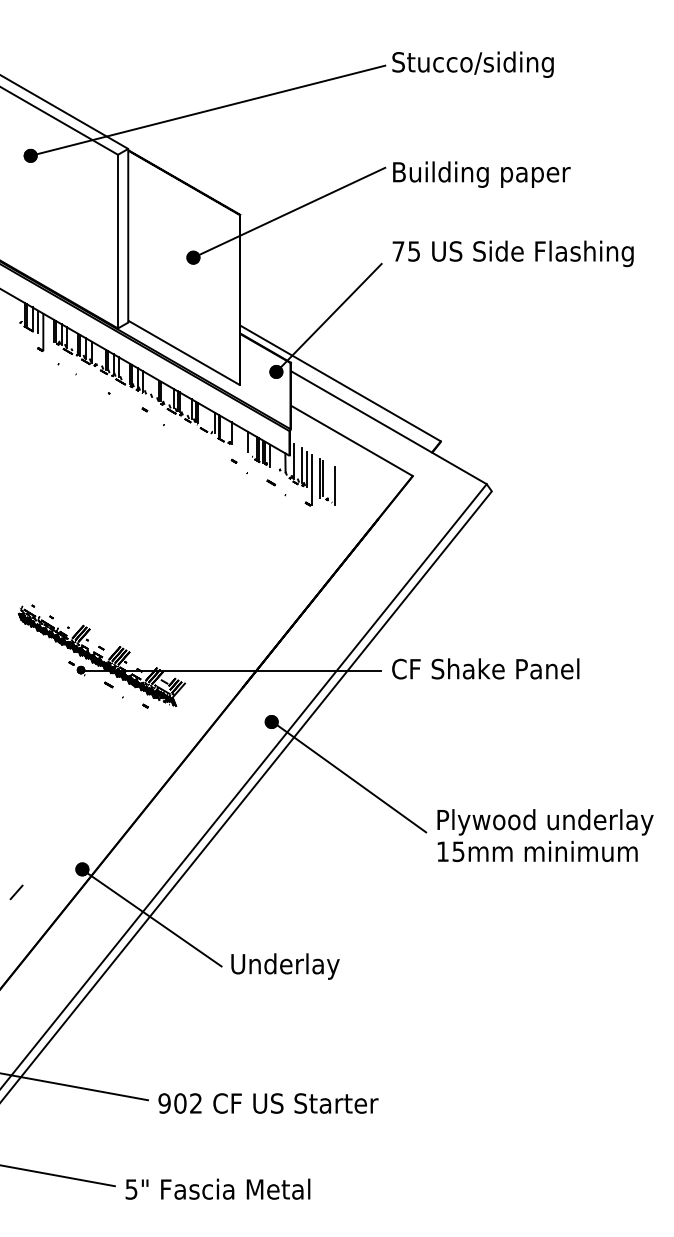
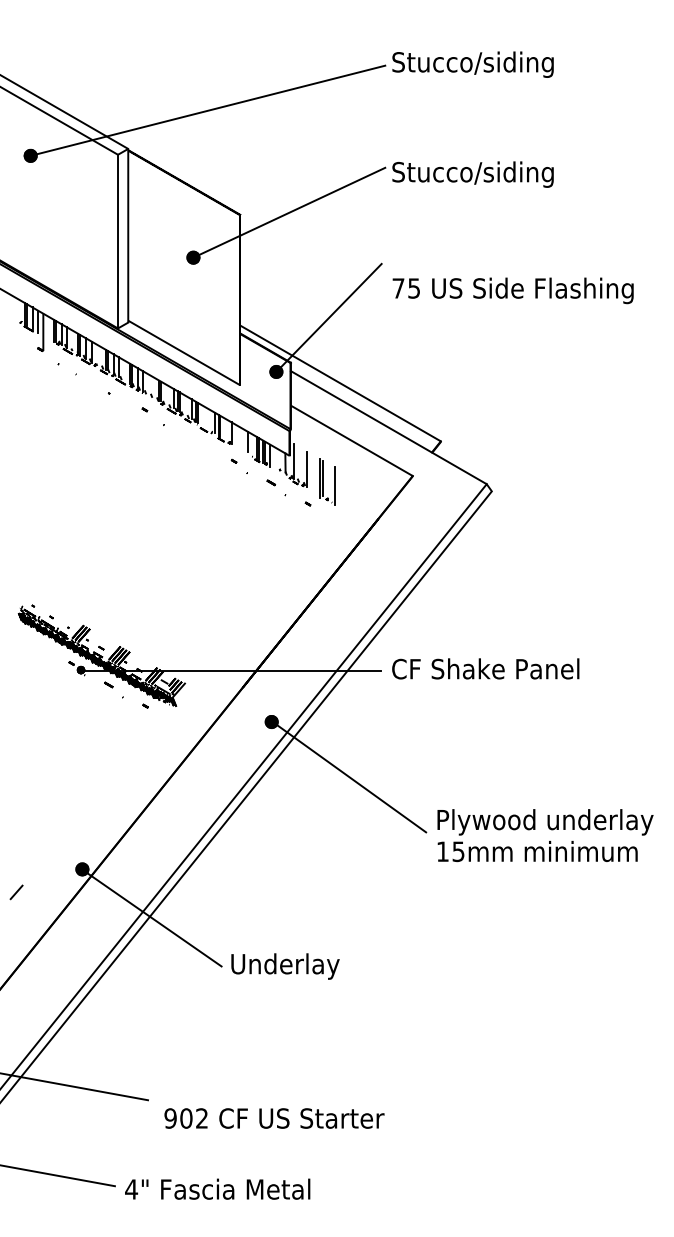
text: Building paper -> Stucco/siding (481, 174)
text position: (512, 253) -> (512, 290) (512, 290)
line: present -> none (301, 465)
line: present -> none (312, 479)
text position: (268, 1103) -> (274, 1118) (274, 1118)
text: 5" -> 4" (131, 1189)
